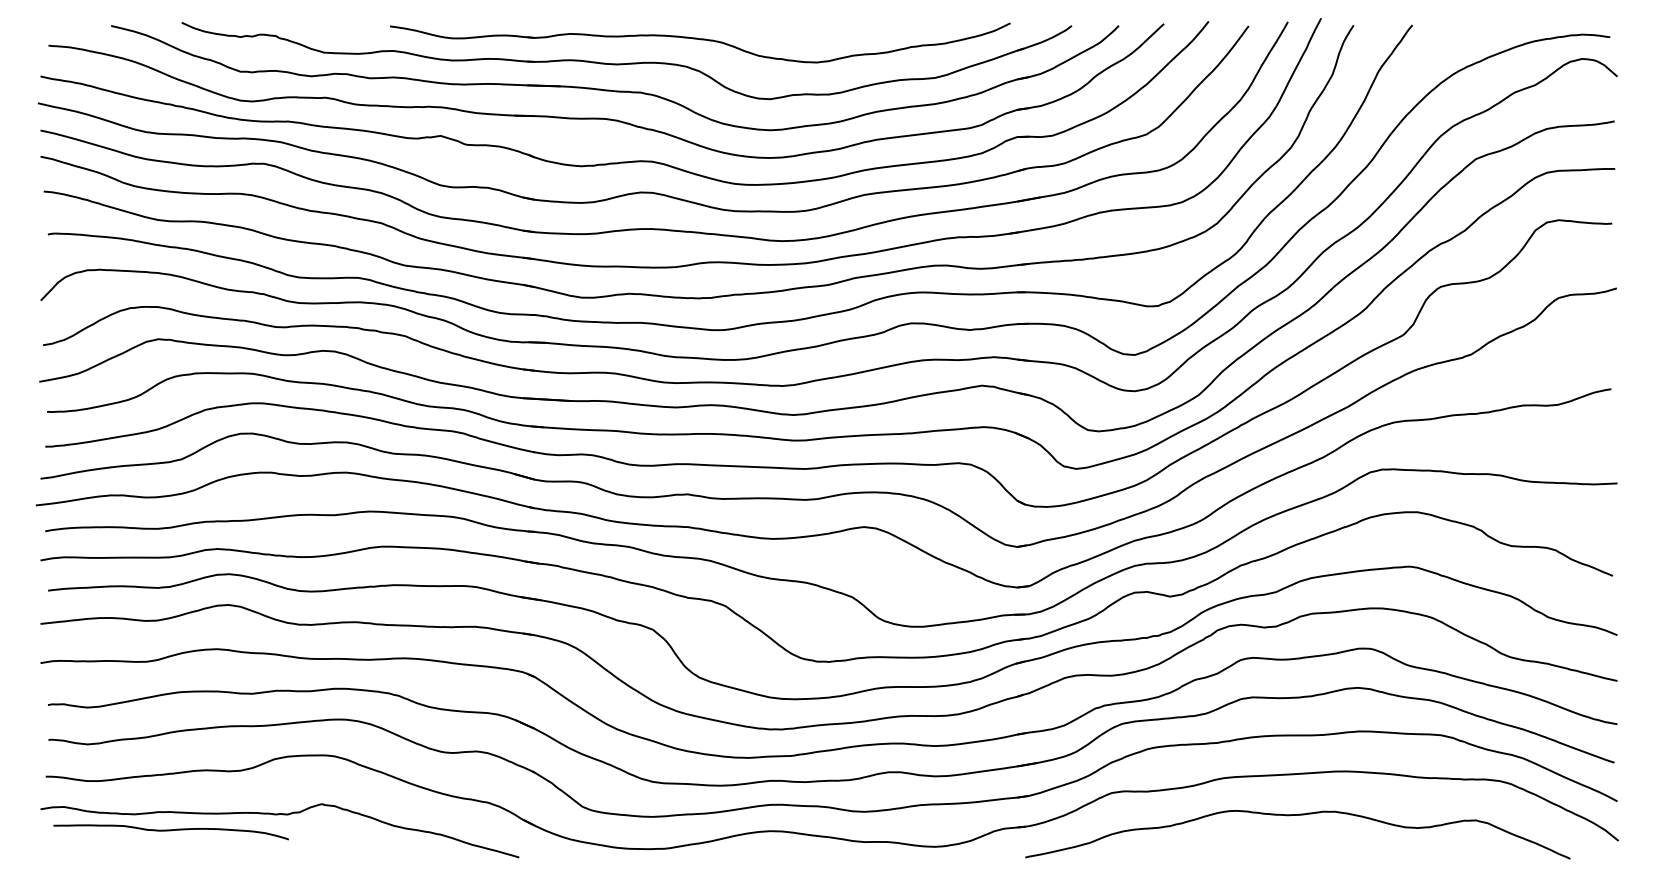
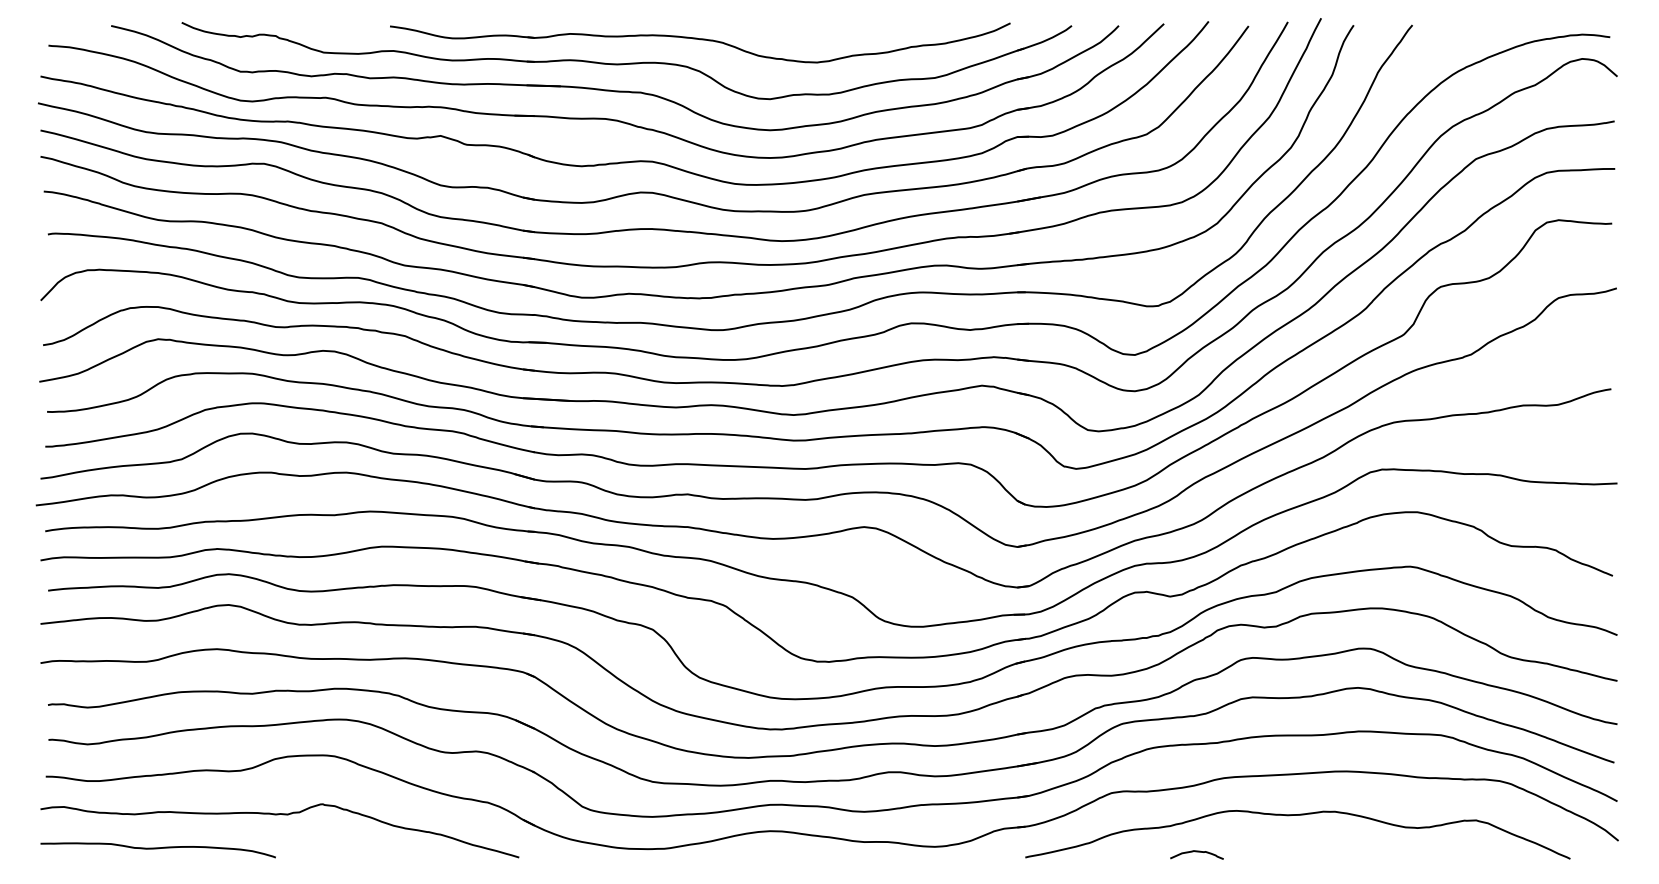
curve position: (170, 831) -> (157, 849) (157, 849)
curve: none -> present (1196, 852)
